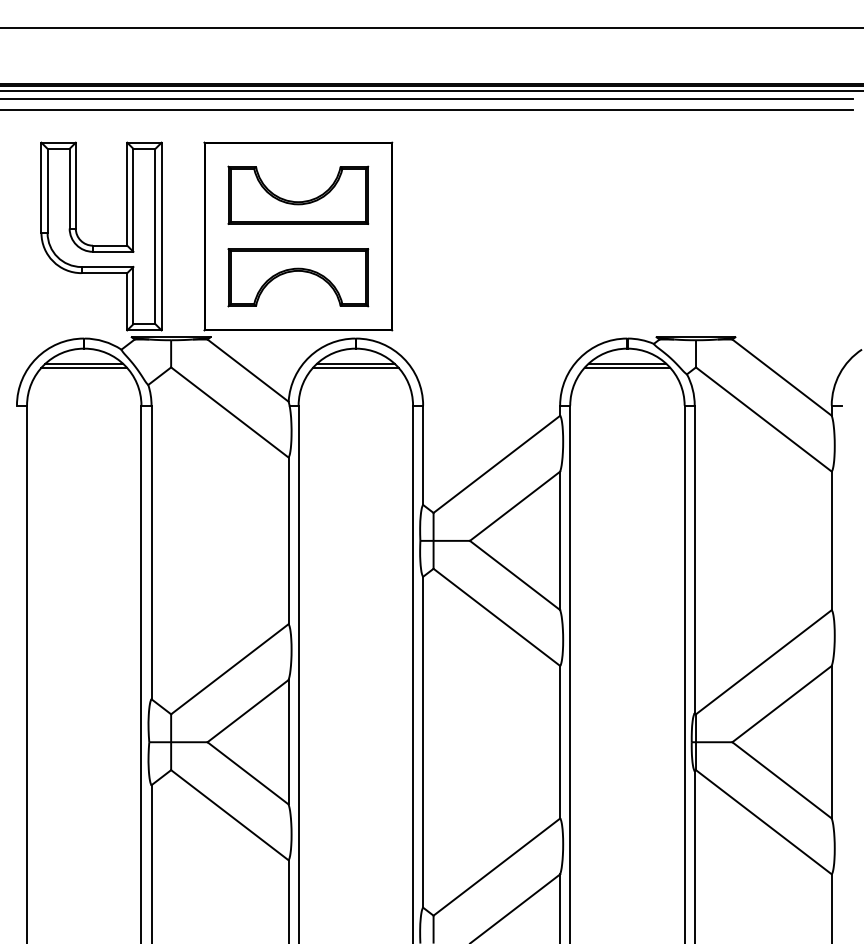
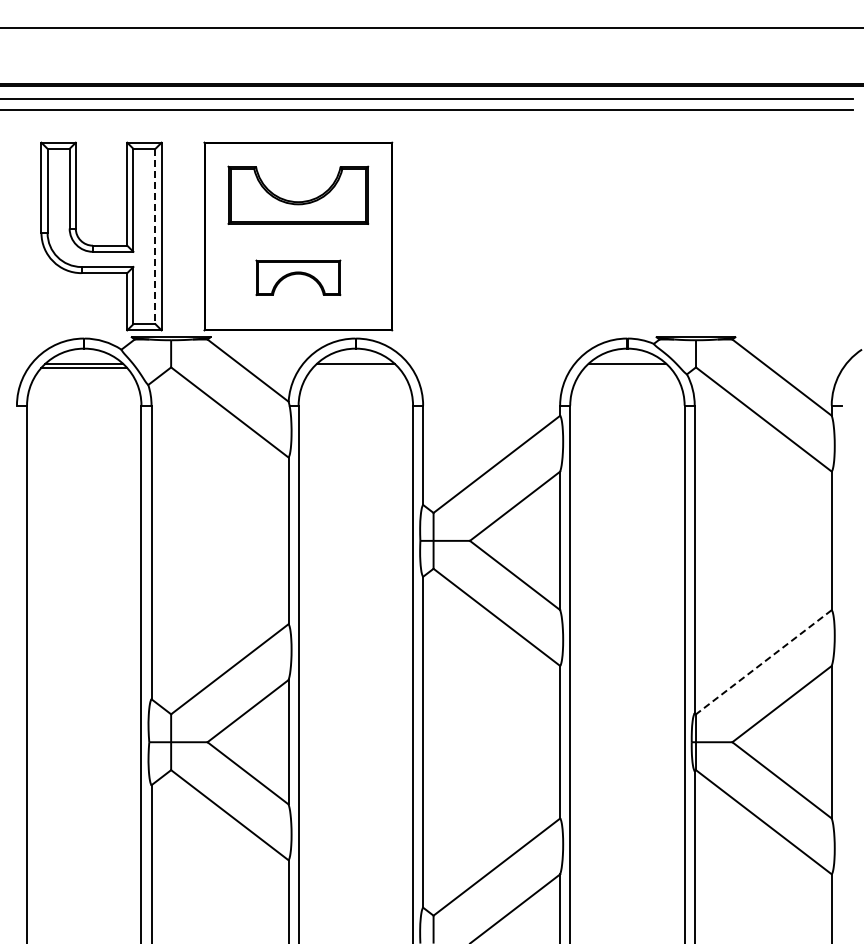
line: present -> none (431, 91)
line: solid -> dashed (155, 236)
part size: 143x60 px -> 87x37 px (298, 277)
line: present -> none (355, 367)
line: present -> none (627, 367)
line: solid -> dashed (763, 662)
